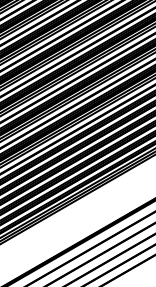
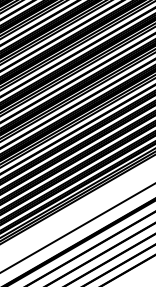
line: none -> present (77, 228)
